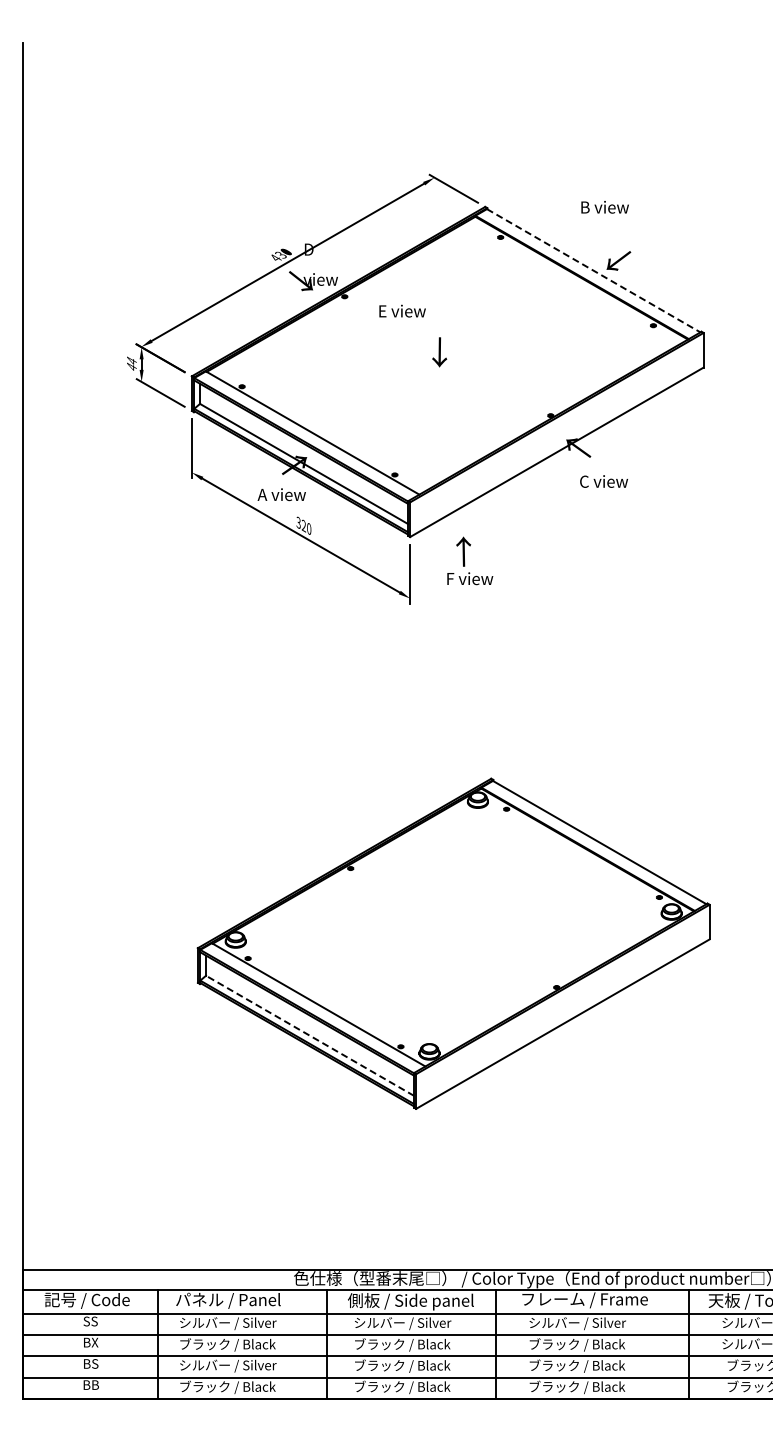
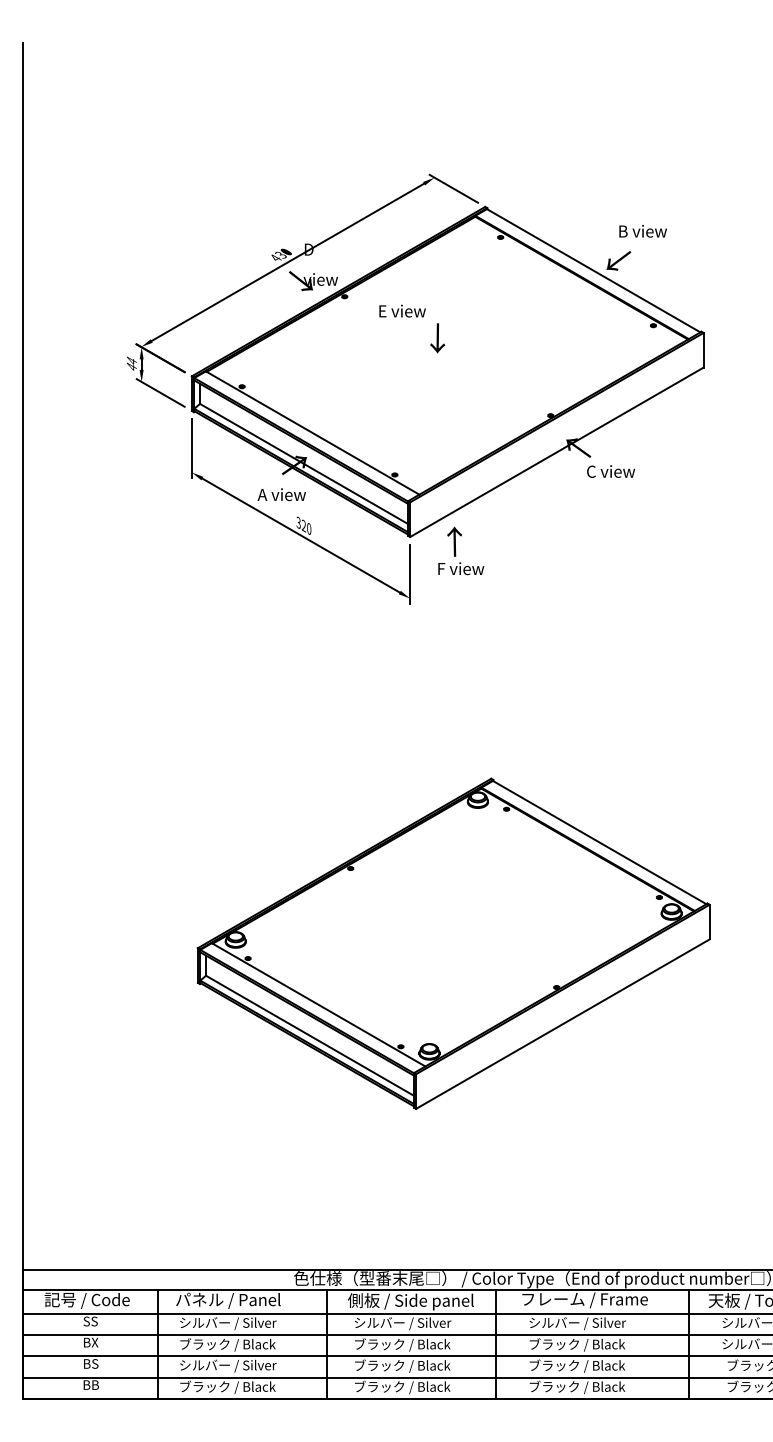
text position: (604, 207) -> (642, 231) (642, 231)
line: dashed -> solid (594, 271)
text position: (439, 352) -> (437, 338) (437, 338)
text position: (603, 481) -> (610, 471) (610, 471)
text position: (470, 560) -> (461, 550) (461, 550)
line: dashed -> solid (309, 1035)
